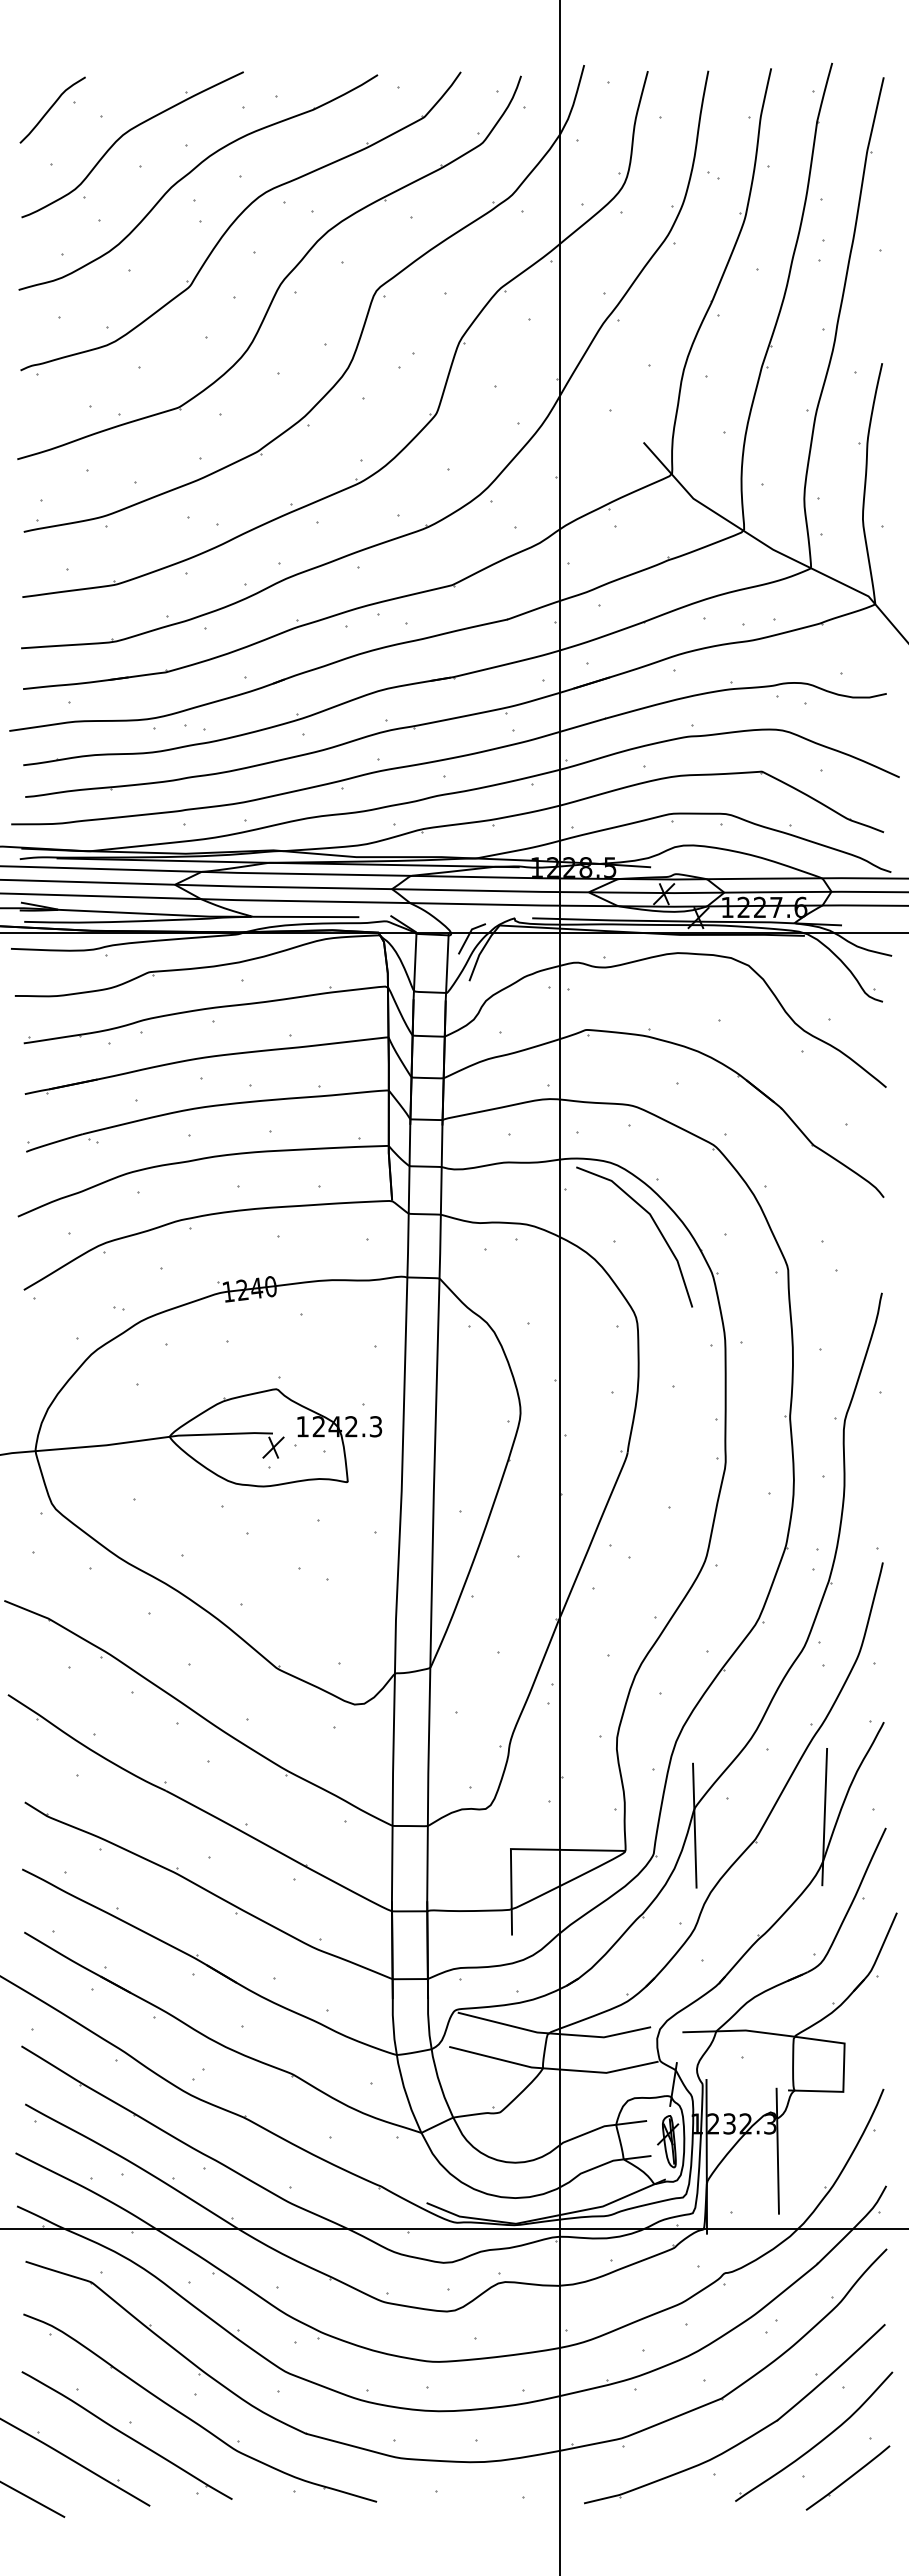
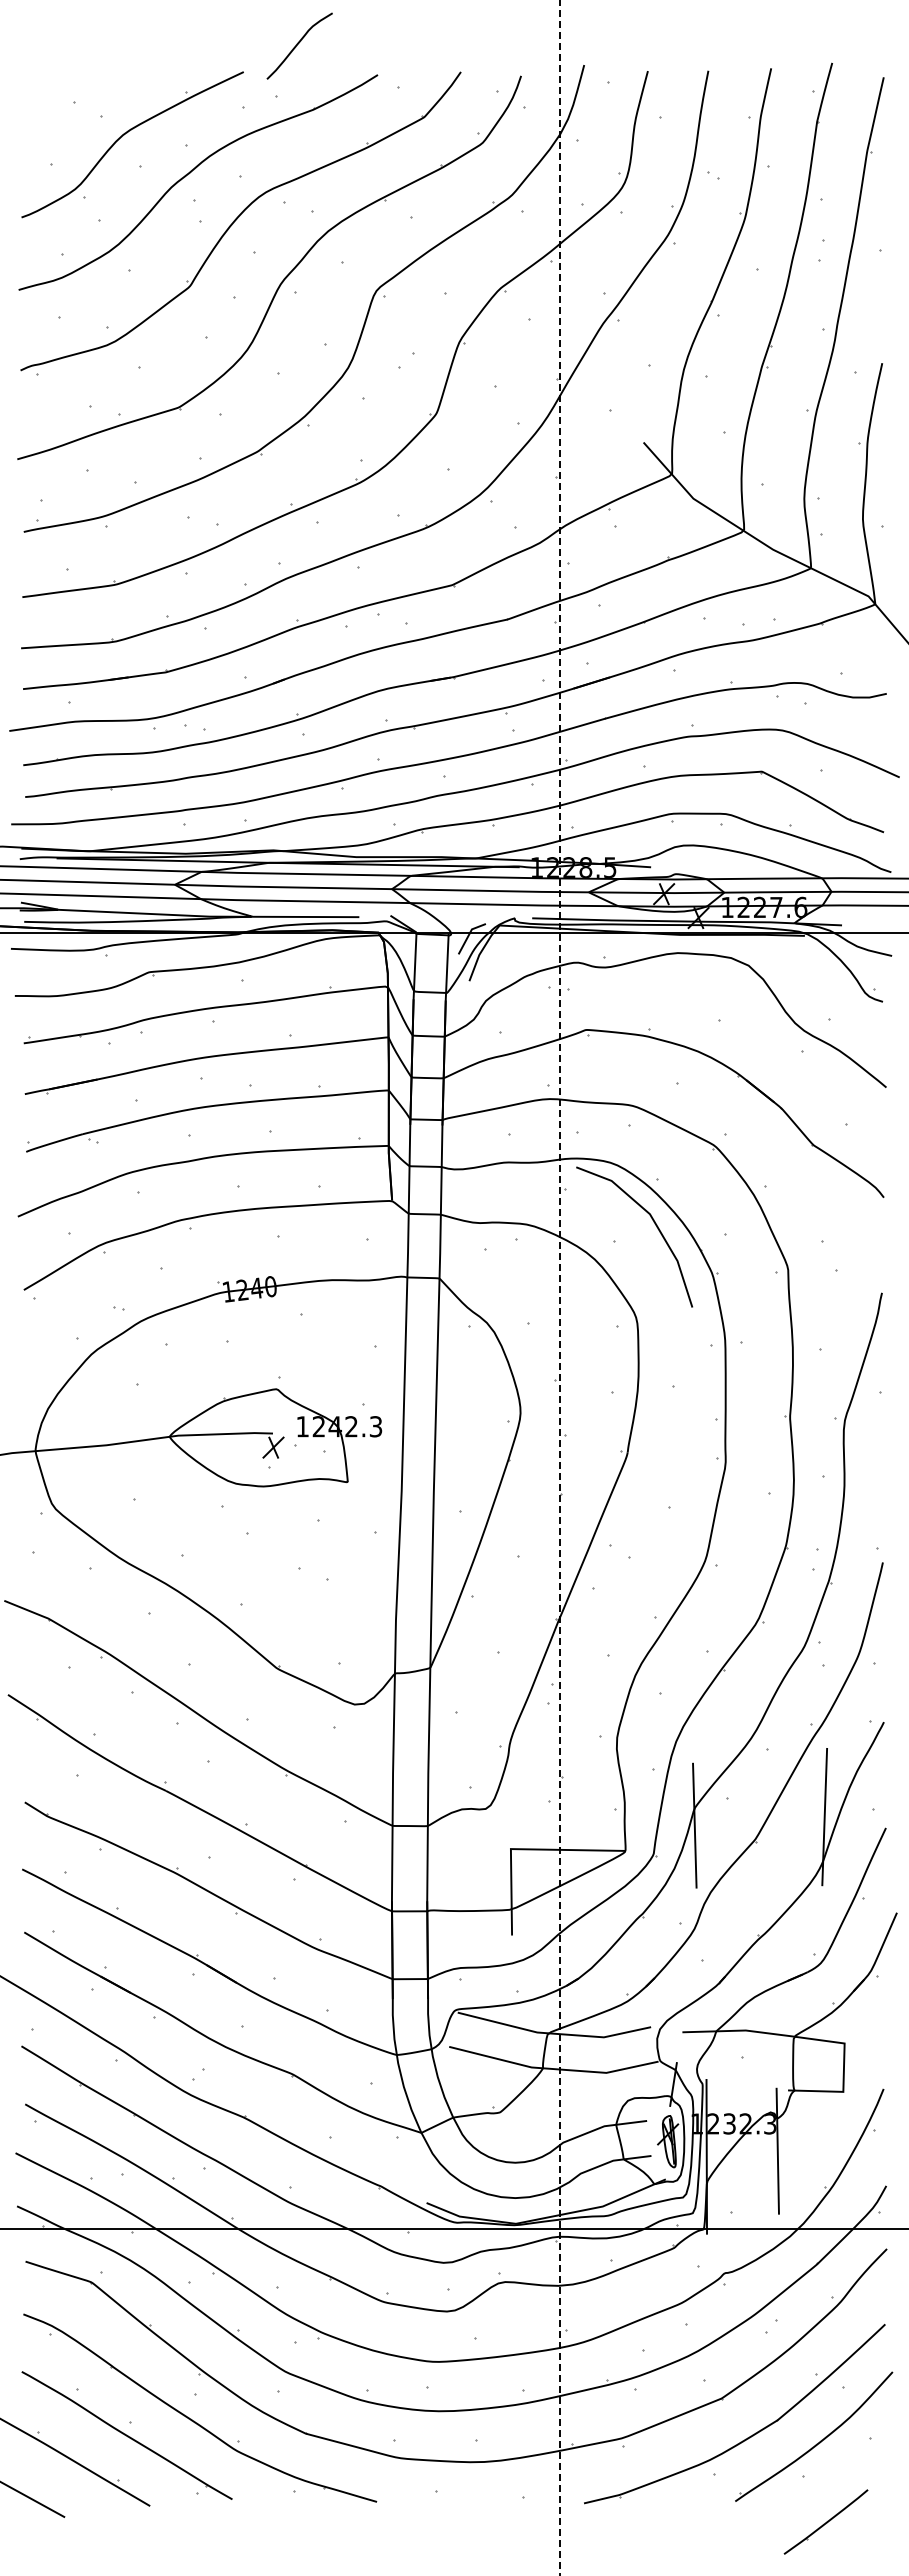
curve position: (51, 108) -> (298, 44) (298, 44)
line: solid -> dashed (559, 1287)
part position: (847, 2477) -> (825, 2521) (825, 2521)
